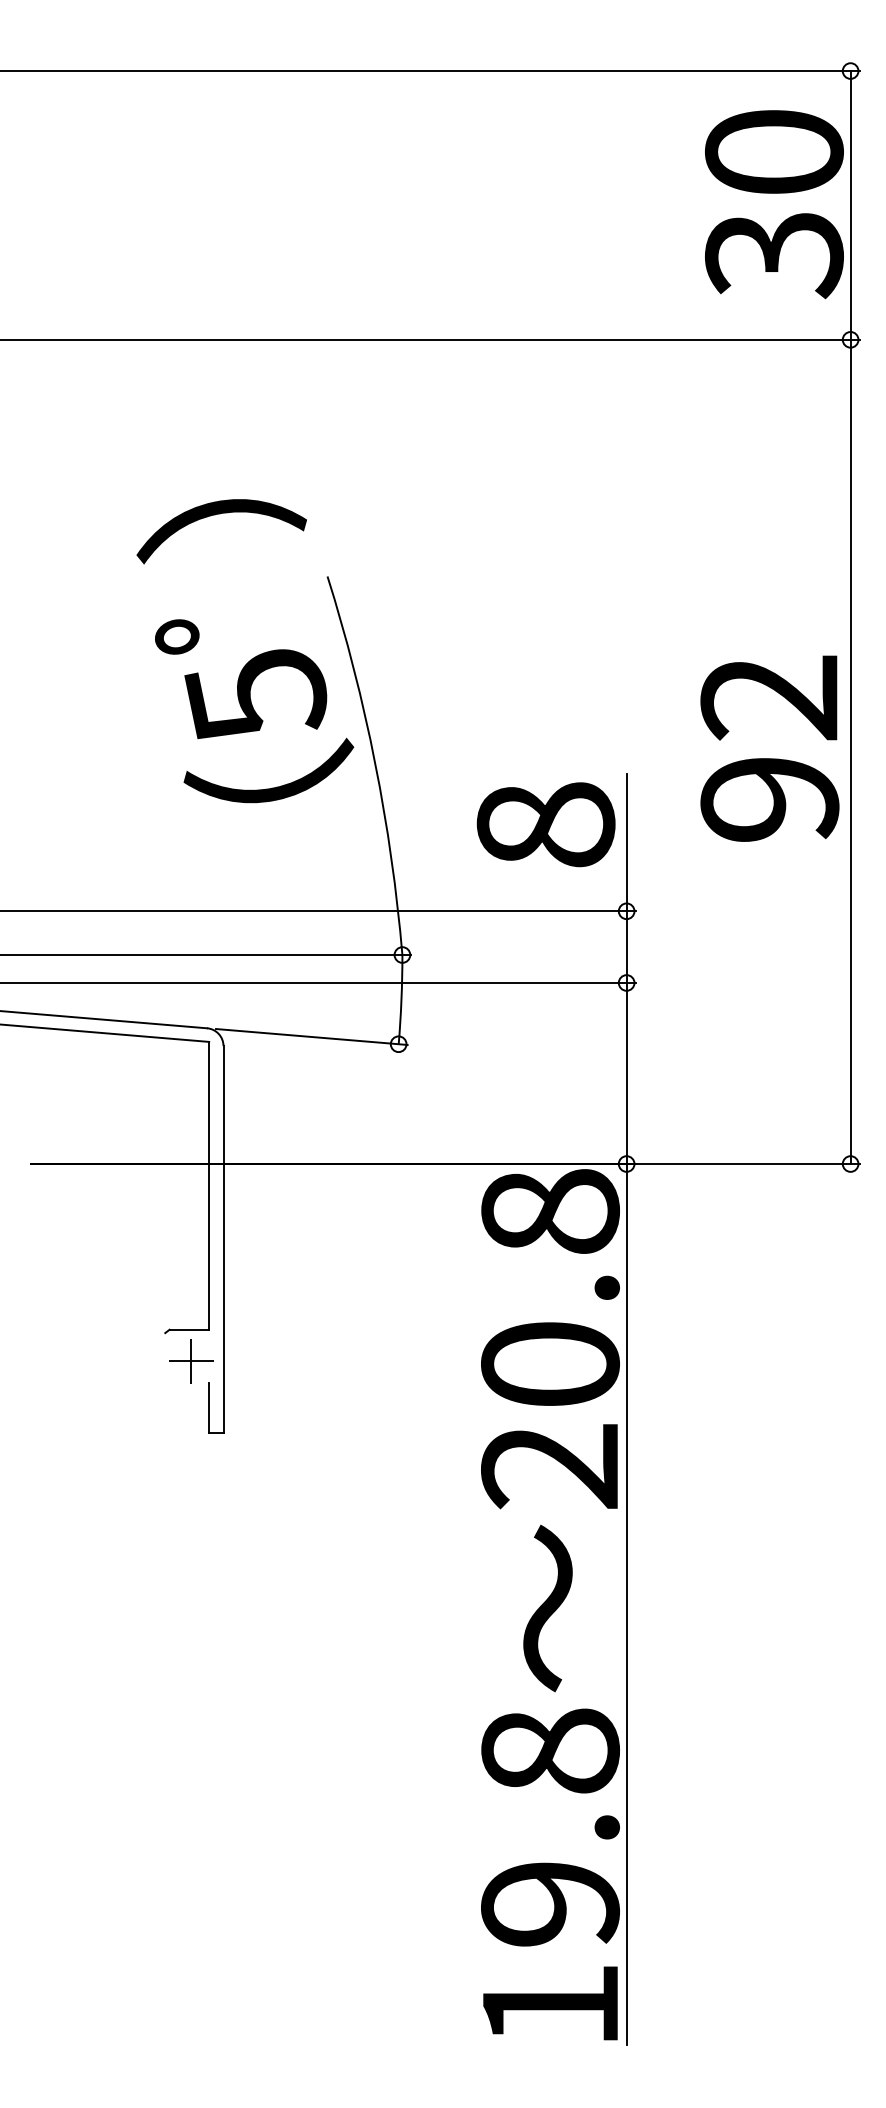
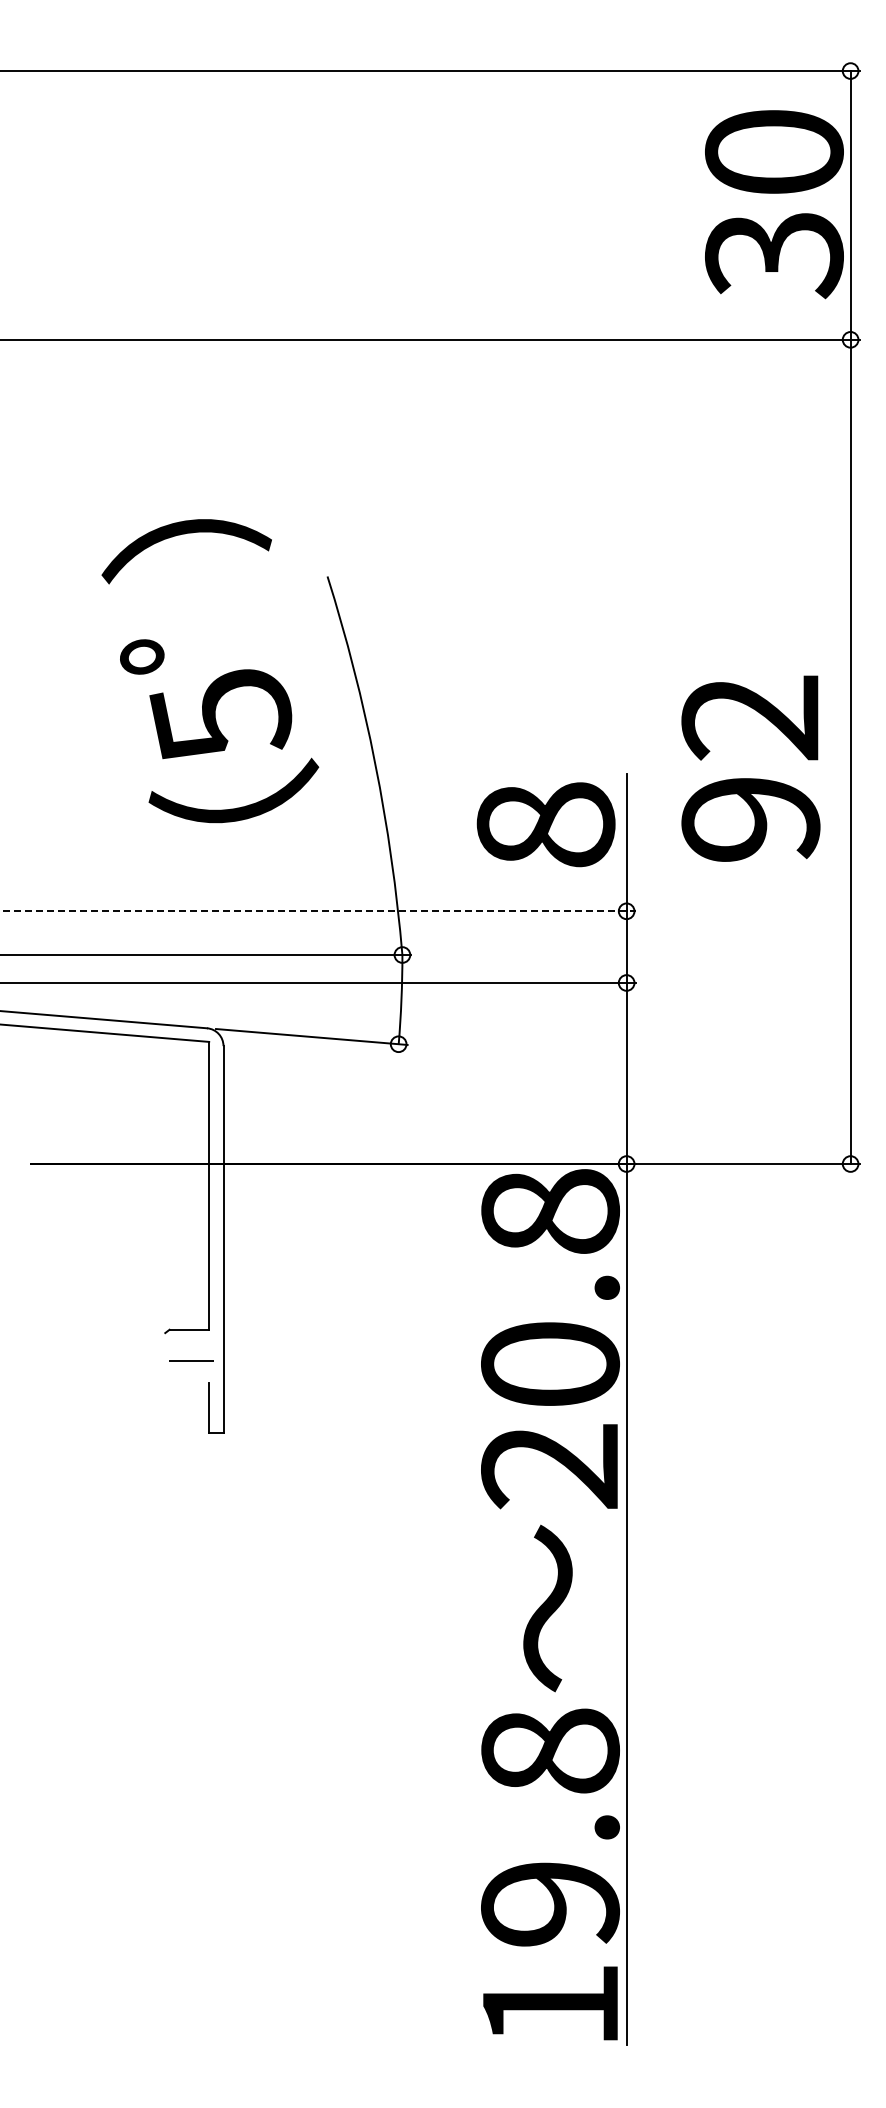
text position: (245, 651) -> (210, 671) (210, 671)
text position: (769, 748) -> (750, 768) (750, 768)
line: solid -> dashed (317, 911)
line: present -> none (191, 1360)
